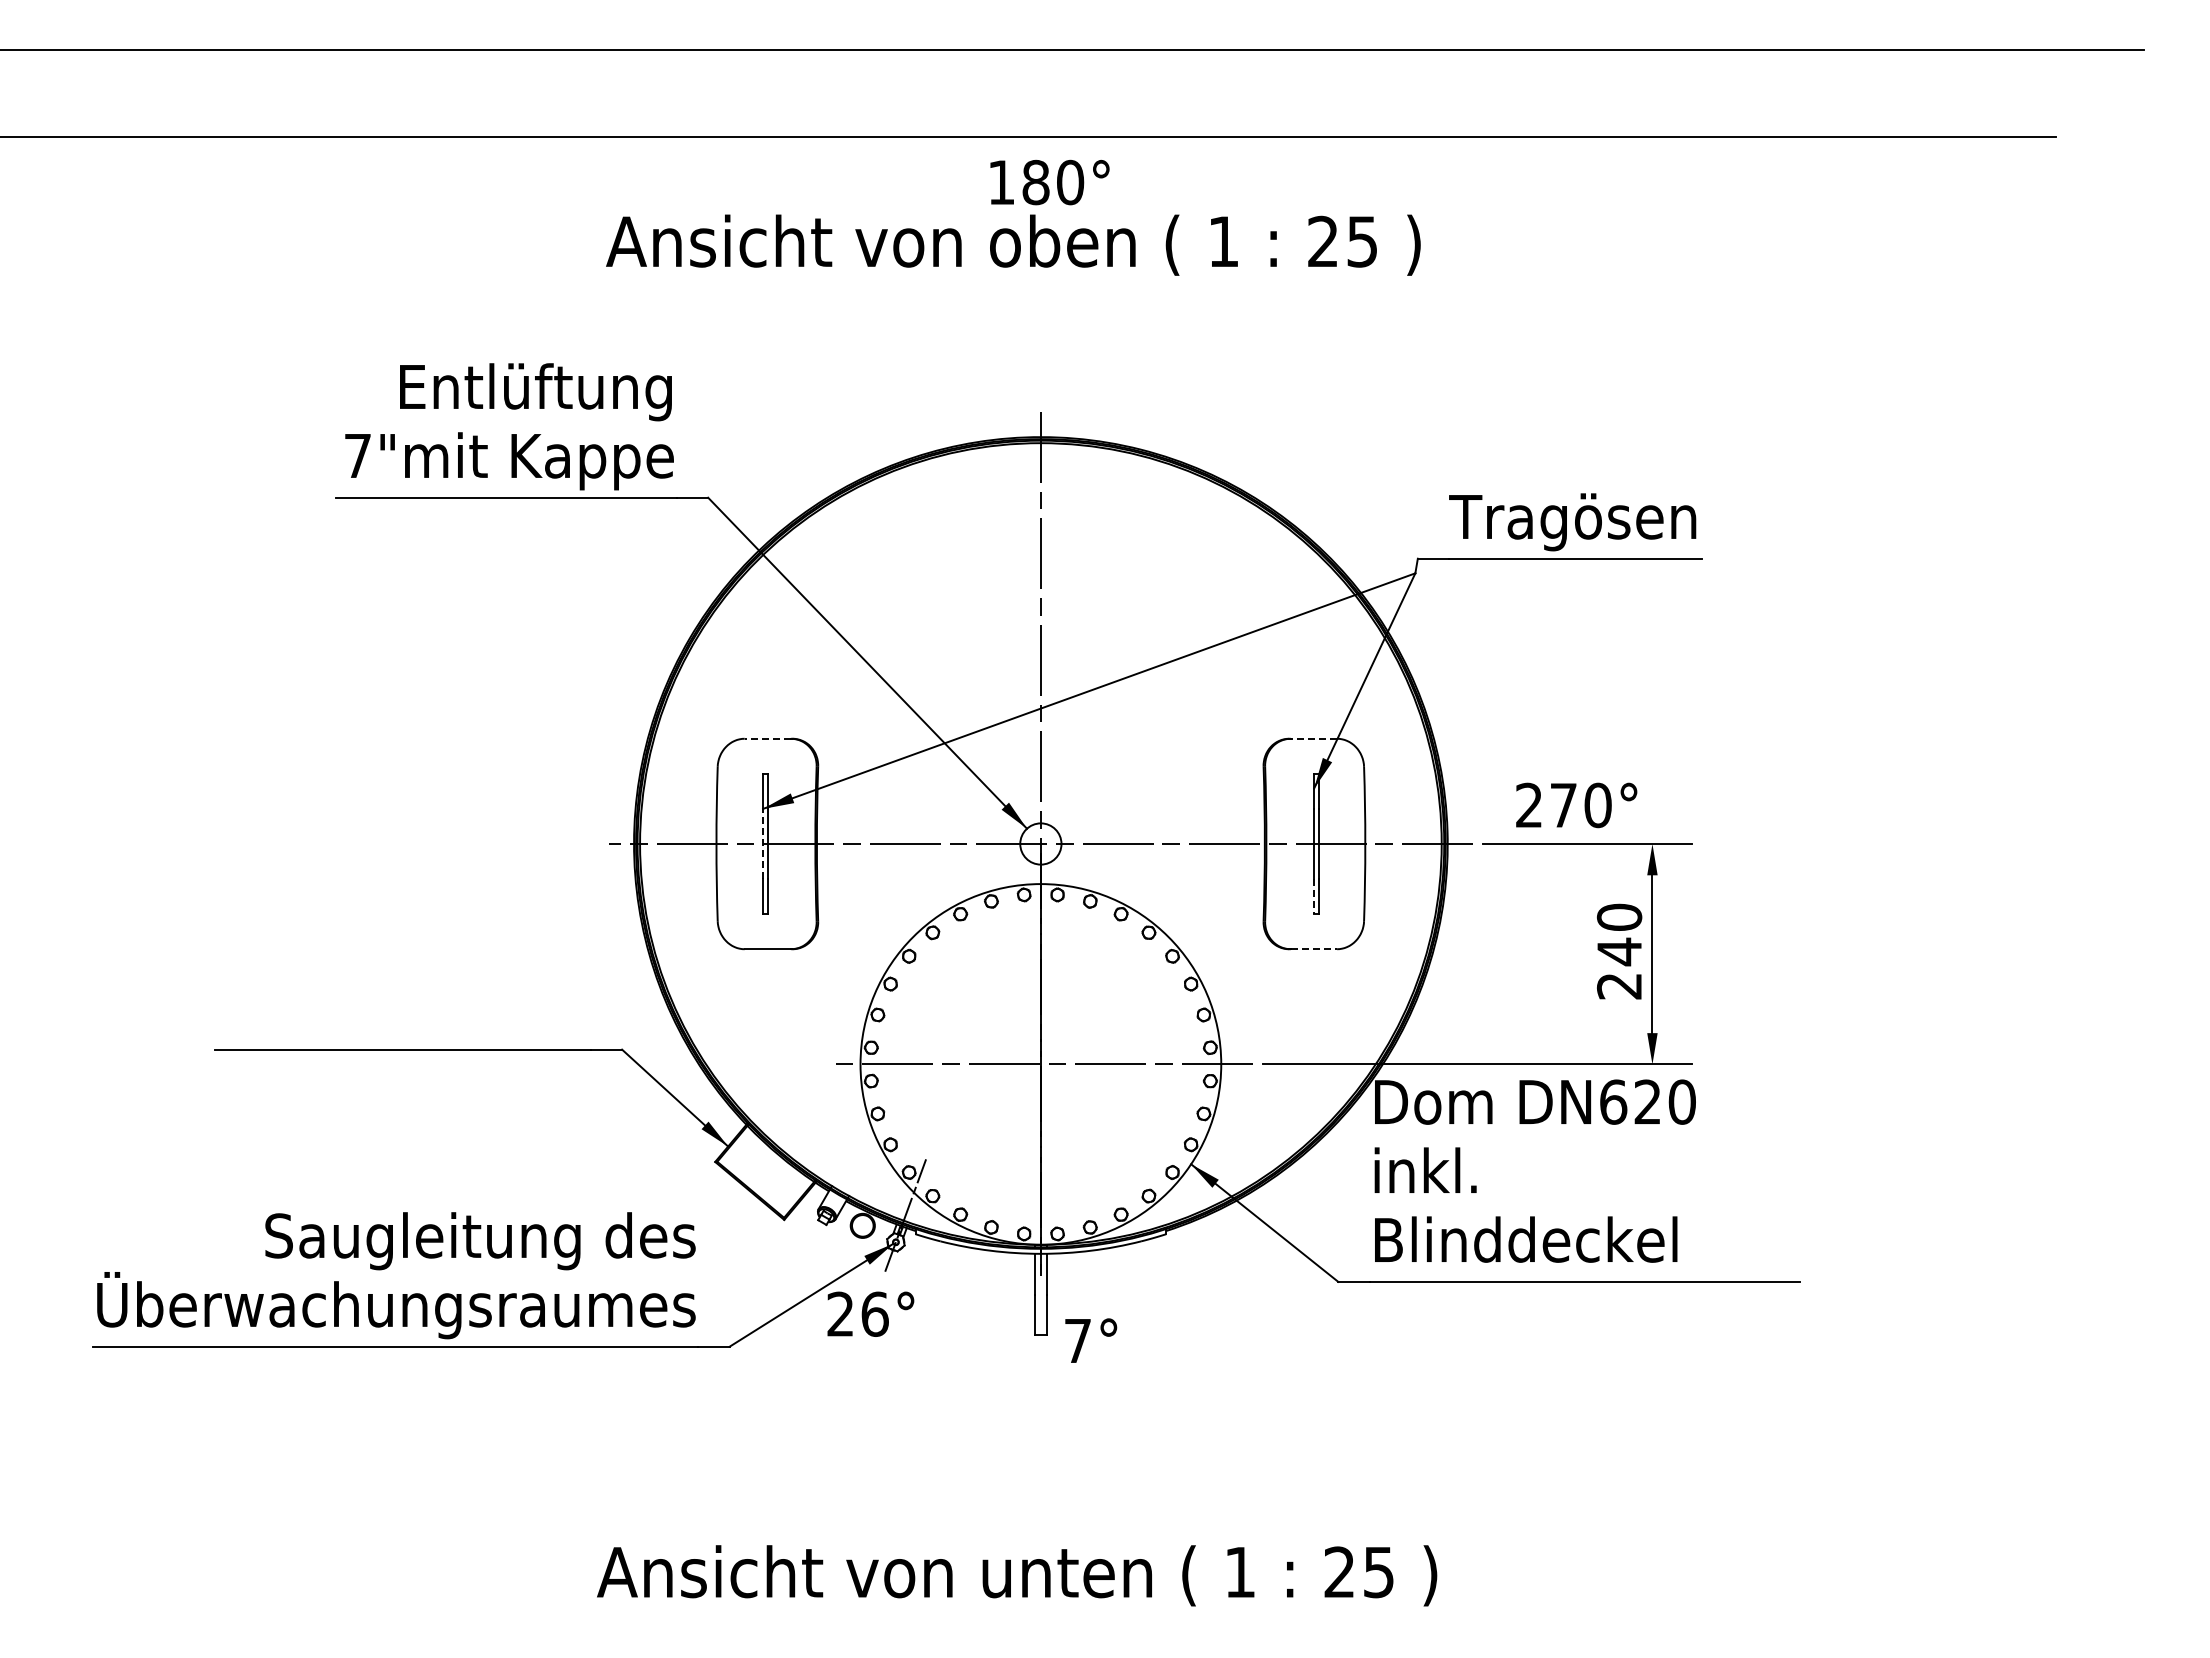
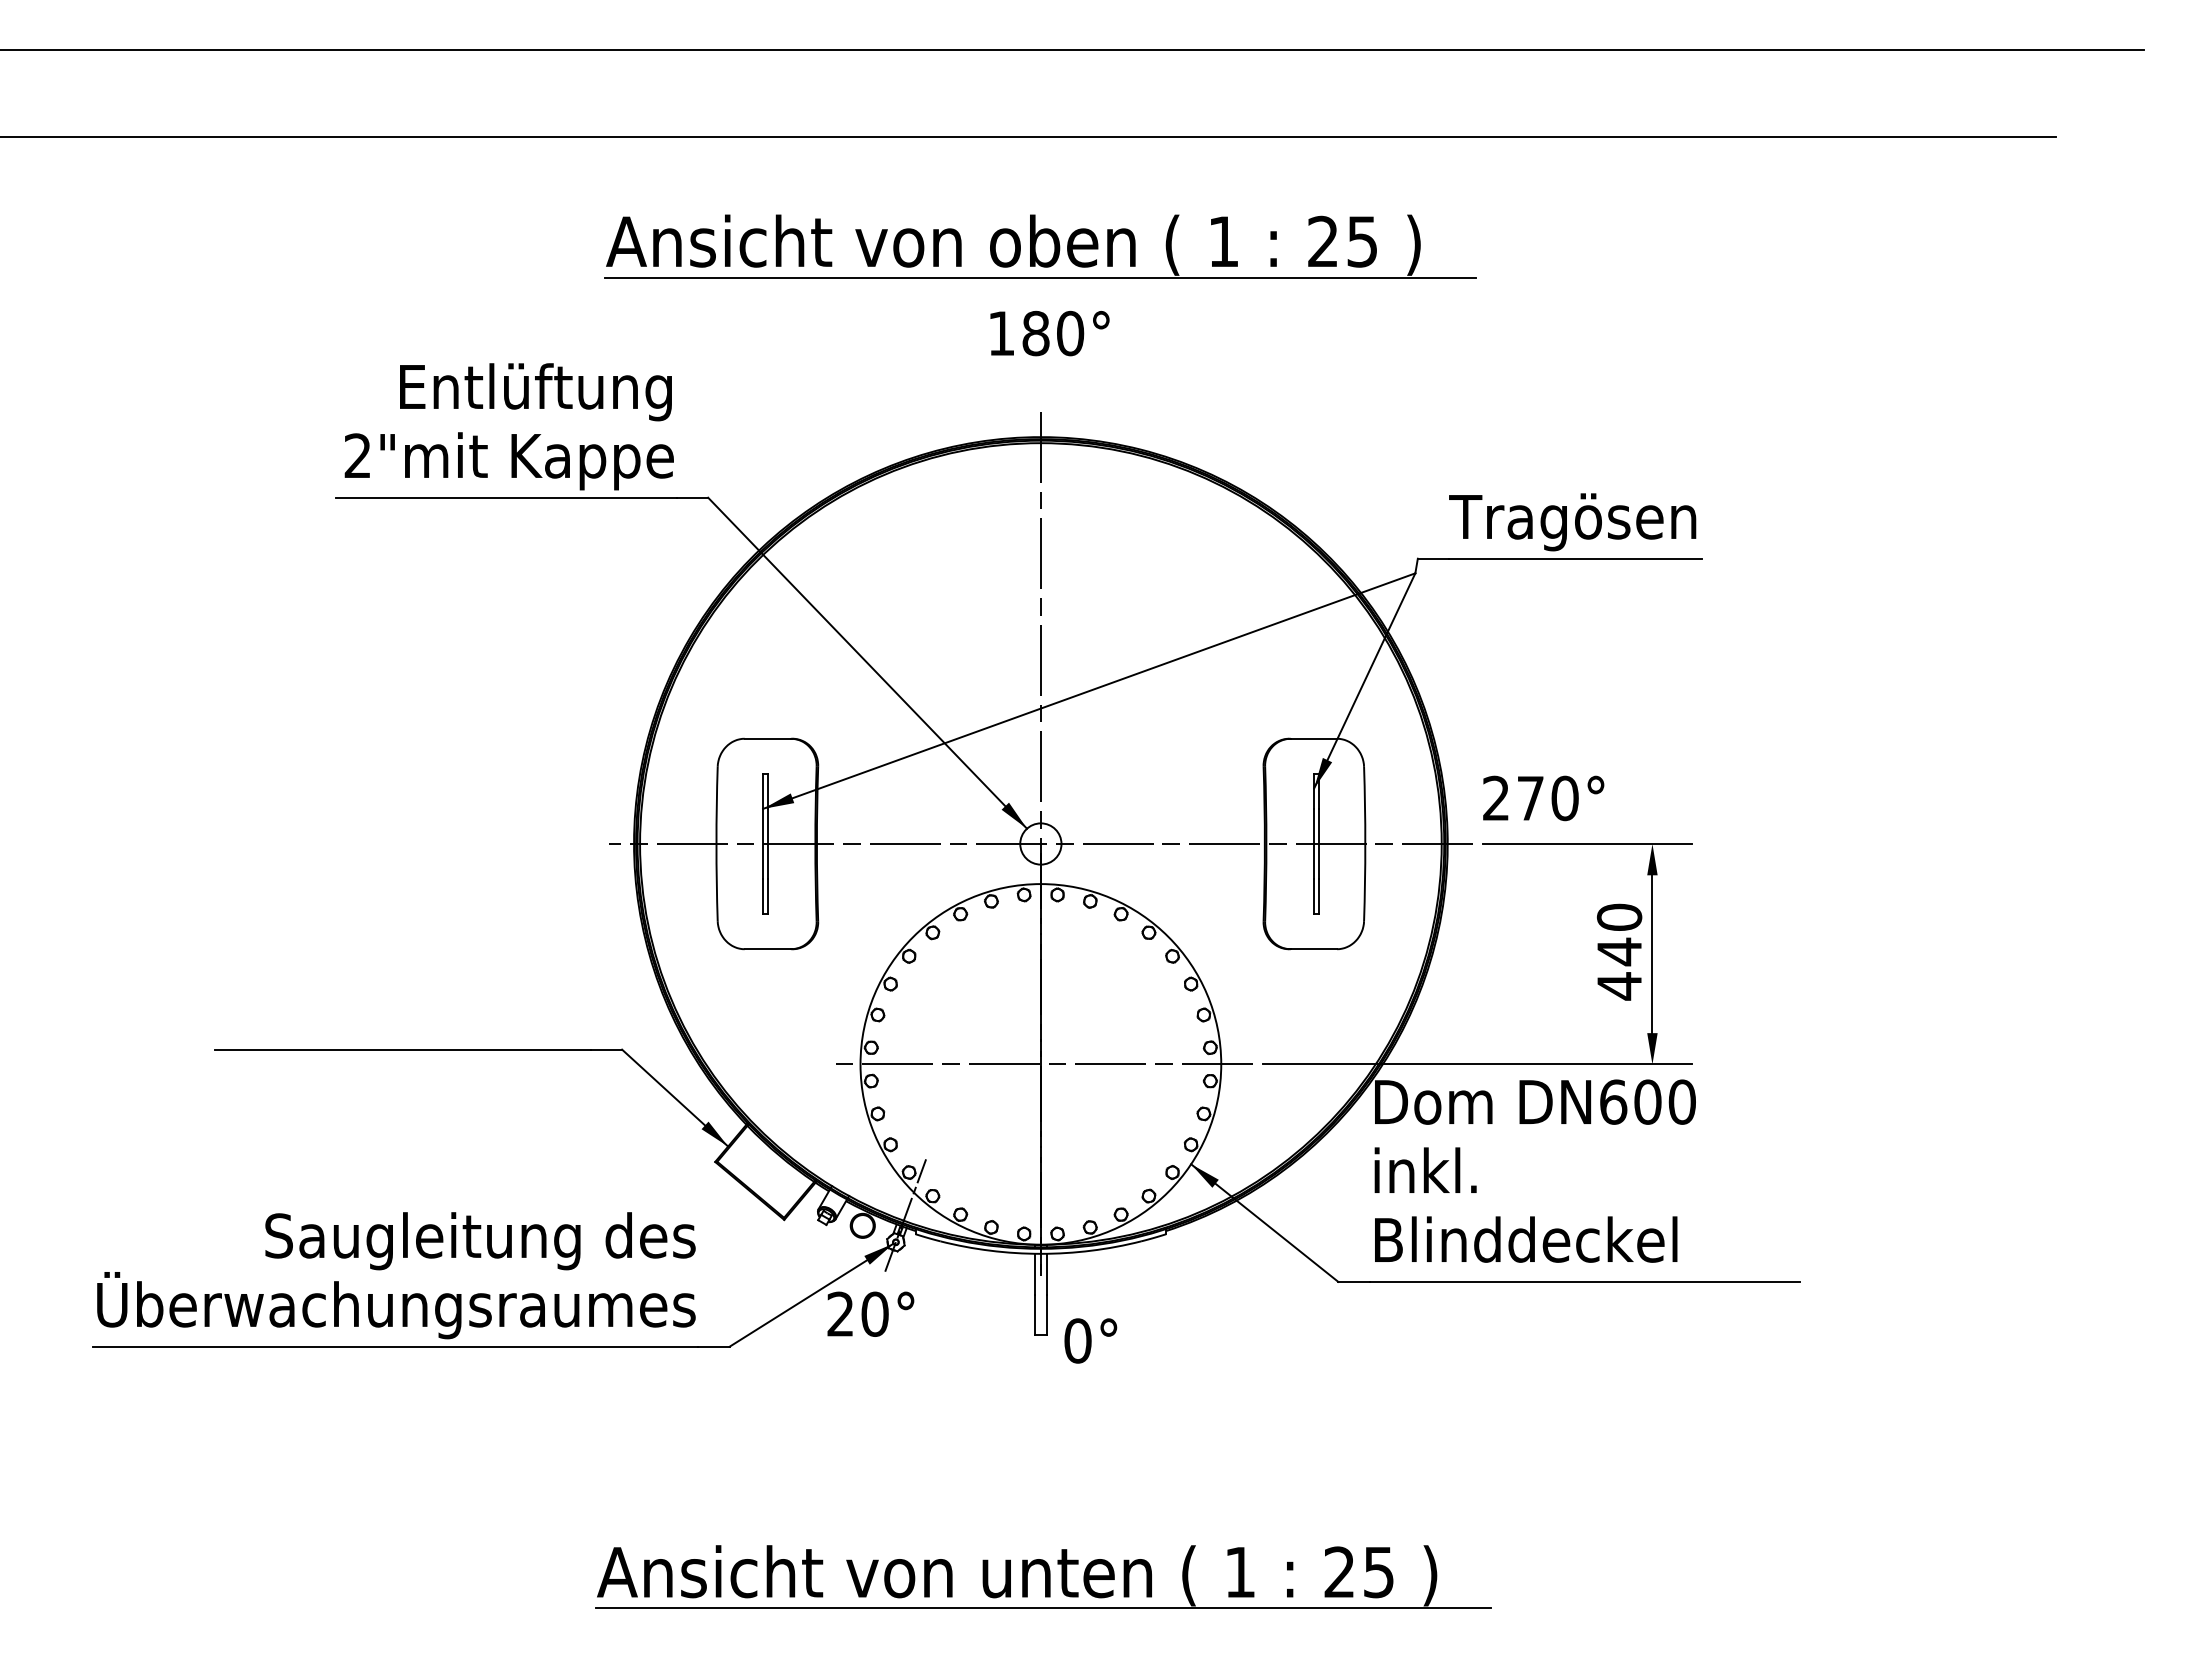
text position: (1049, 182) -> (1049, 333) (1049, 333)
line: none -> present (1040, 277)
text: 7" -> 2" (357, 455)
line: dashed -> solid (767, 738)
line: dashed -> solid (1313, 738)
text position: (1576, 805) -> (1543, 798) (1543, 798)
line: dashed -> solid (763, 843)
line: dashed -> solid (1314, 896)
line: dashed -> solid (1314, 949)
text: 240 -> 440 (1618, 986)
text: DN620 -> DN600 (1647, 1101)
text: 26° -> 20° (874, 1313)
text: 7° -> 0° (1077, 1340)
line: none -> present (1043, 1608)
